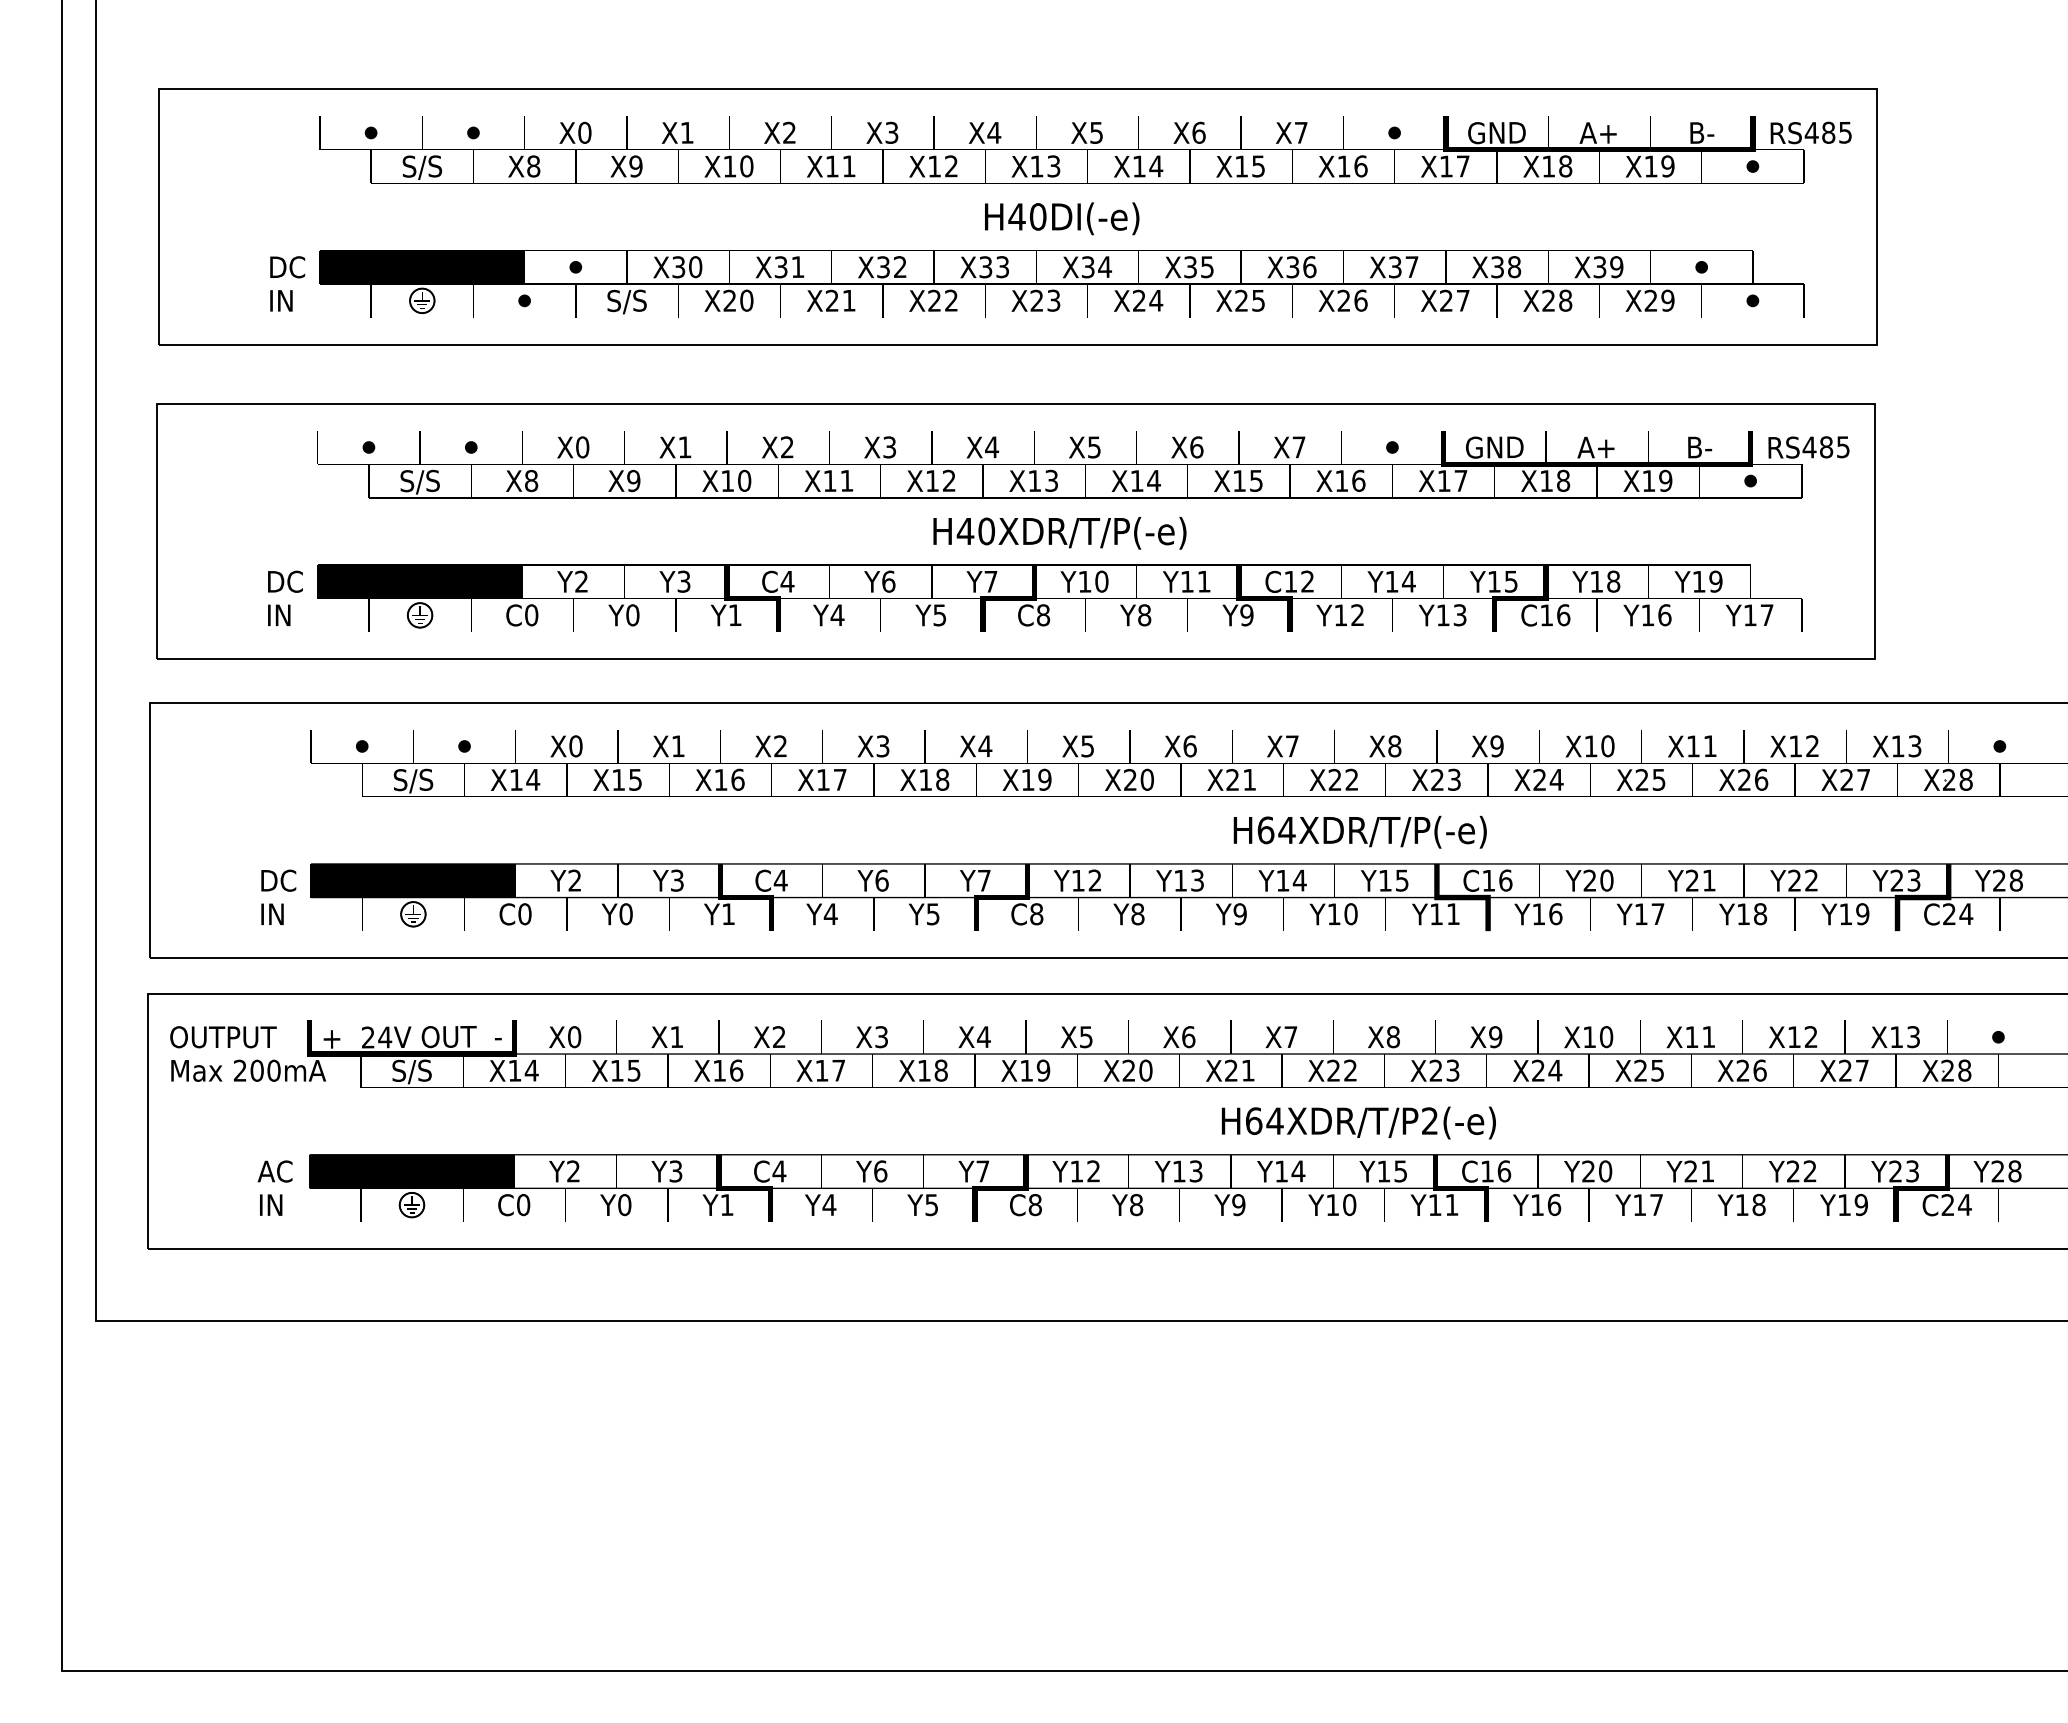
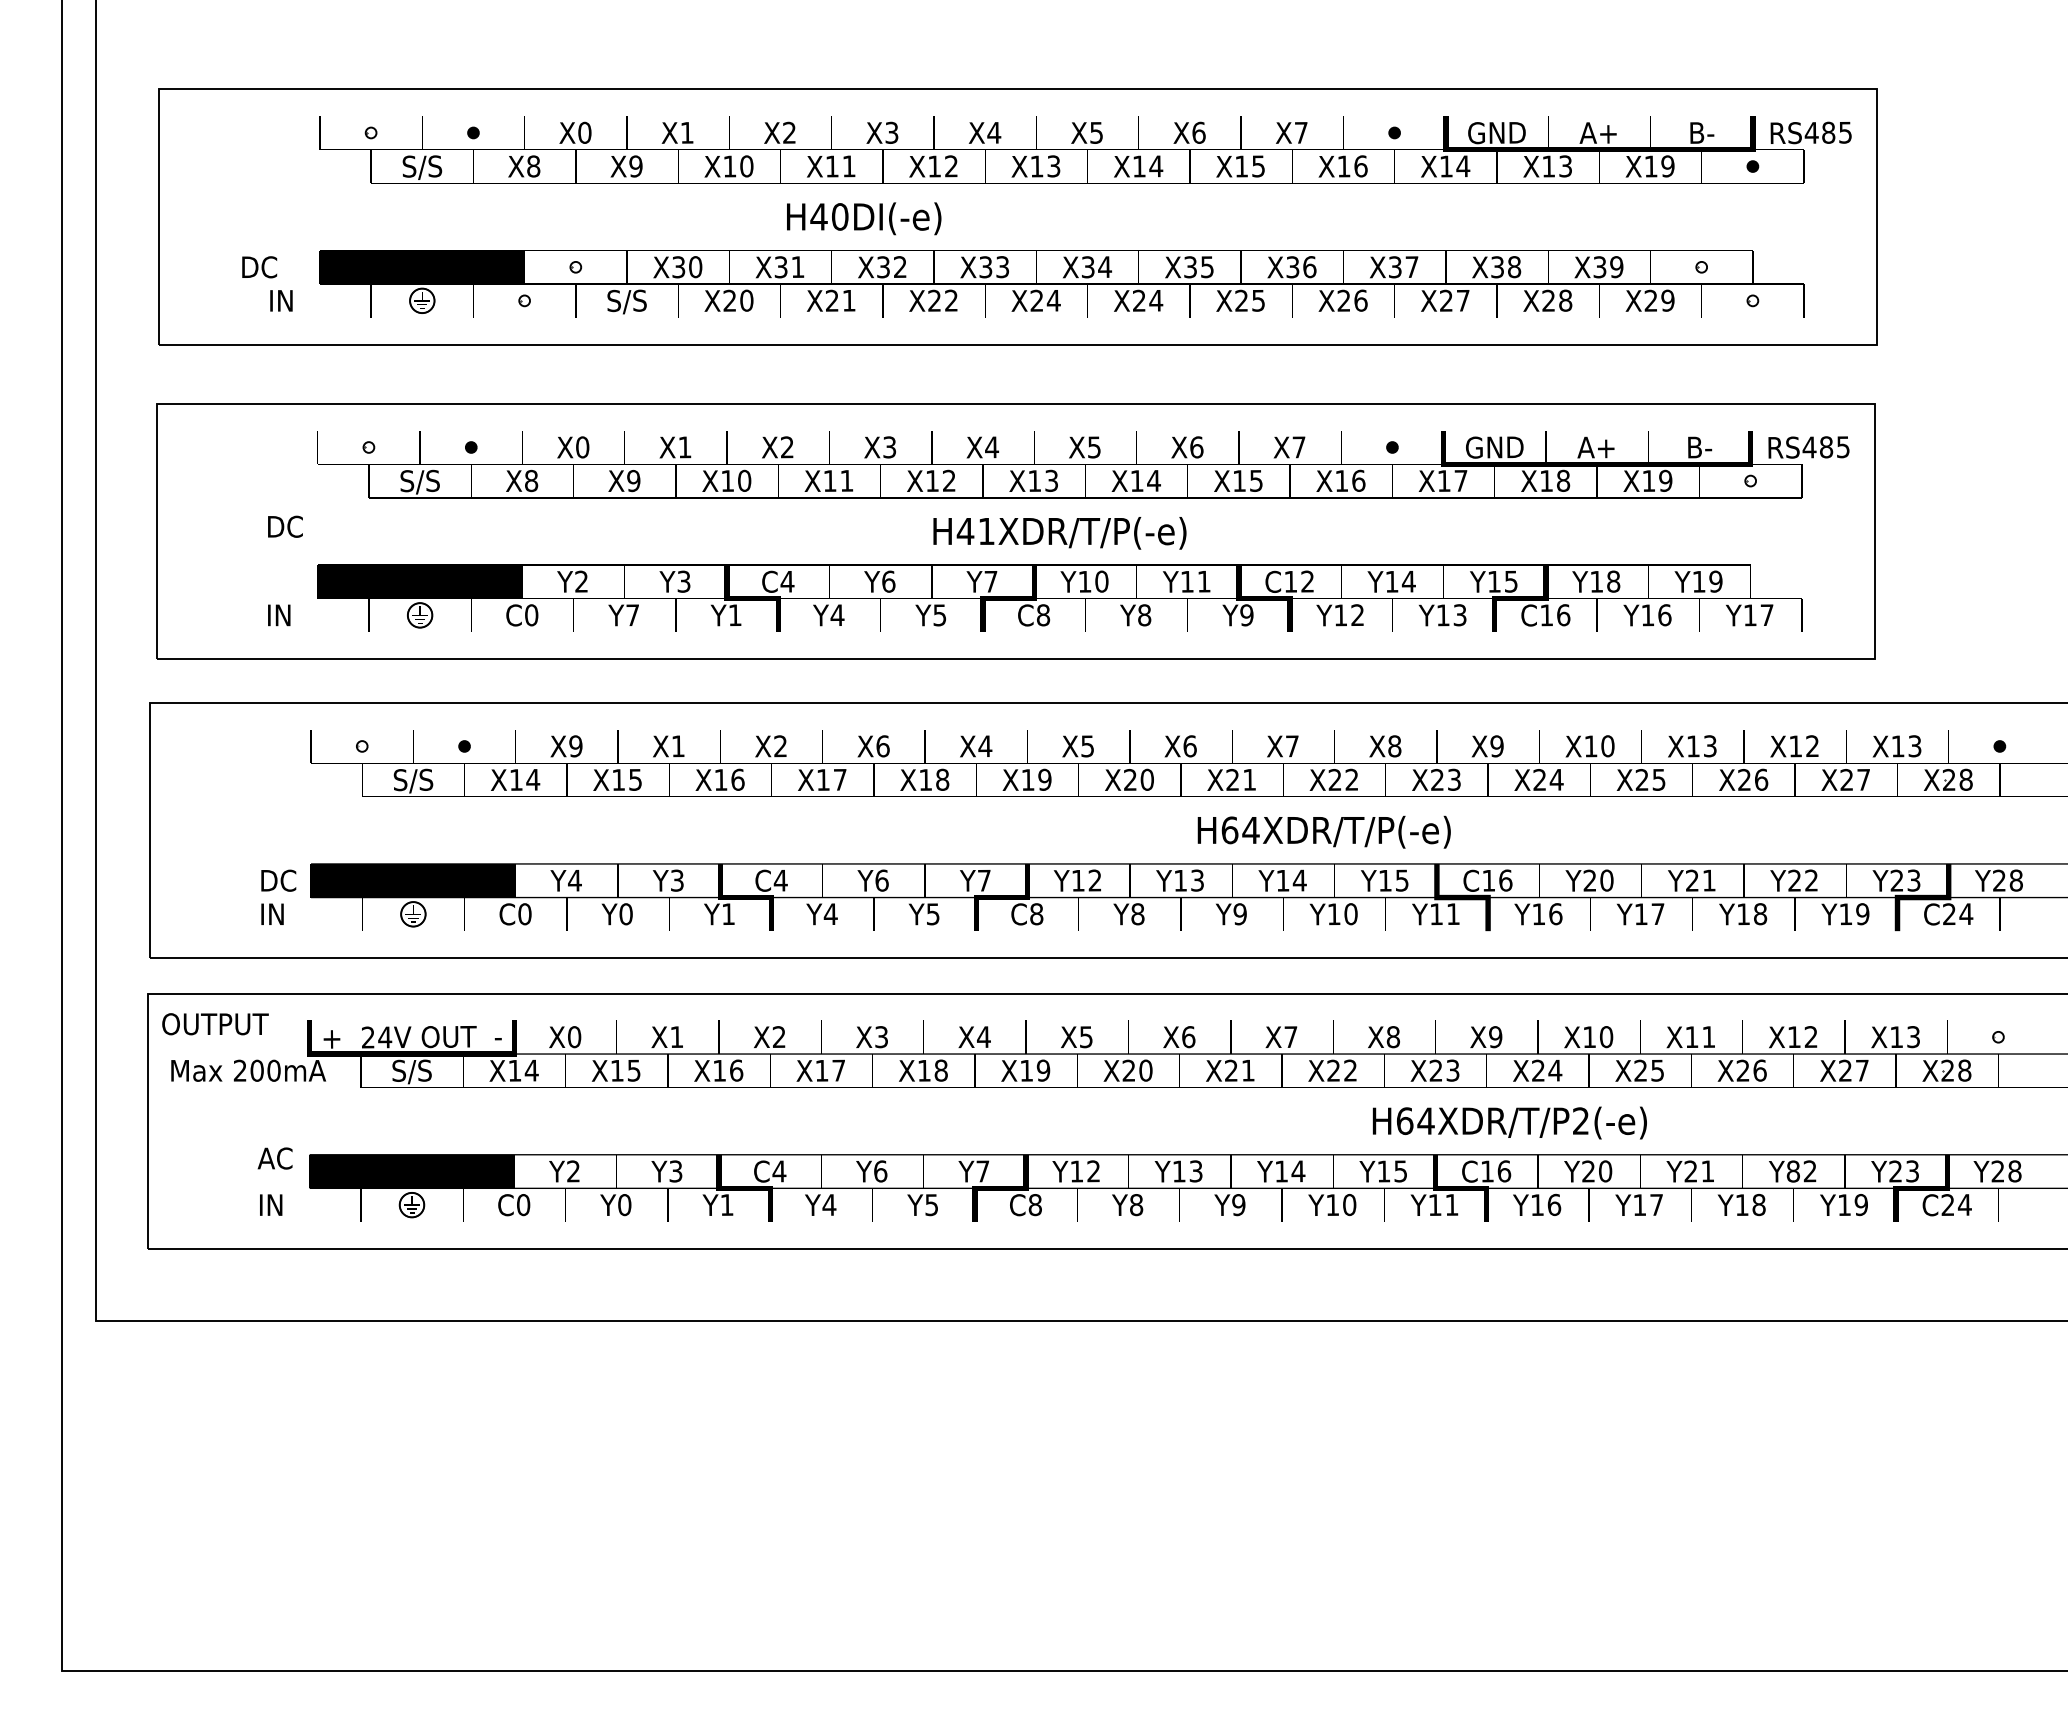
fill: present -> none (370, 132)
text: X17 -> X14 (1463, 166)
text: X18 -> X13 (1565, 166)
text position: (1062, 218) -> (864, 218) (864, 218)
fill: present -> none (575, 266)
fill: present -> none (1701, 266)
text position: (287, 267) -> (259, 267) (259, 267)
fill: present -> none (524, 300)
text: X23 -> X24 (1053, 300)
fill: present -> none (1752, 300)
fill: present -> none (368, 447)
fill: present -> none (1750, 480)
text: H40XDR/T/P(-e) -> H41XDR/T/P(-e) (986, 531)
text position: (285, 581) -> (285, 526) (285, 526)
text: Y0 -> Y7 (632, 615)
fill: present -> none (361, 746)
text: X0 -> X9 (575, 746)
text: X3 -> X6 (882, 746)
text: X11 -> X13 (1710, 746)
text position: (1359, 831) -> (1323, 831) (1323, 831)
text: Y2 -> Y4 (574, 880)
fill: present -> none (1998, 1036)
text position: (223, 1037) -> (215, 1024) (215, 1024)
text position: (1358, 1122) -> (1509, 1122) (1509, 1122)
text position: (274, 1171) -> (274, 1158) (274, 1158)
text: Y22 -> Y82 (1792, 1171)
